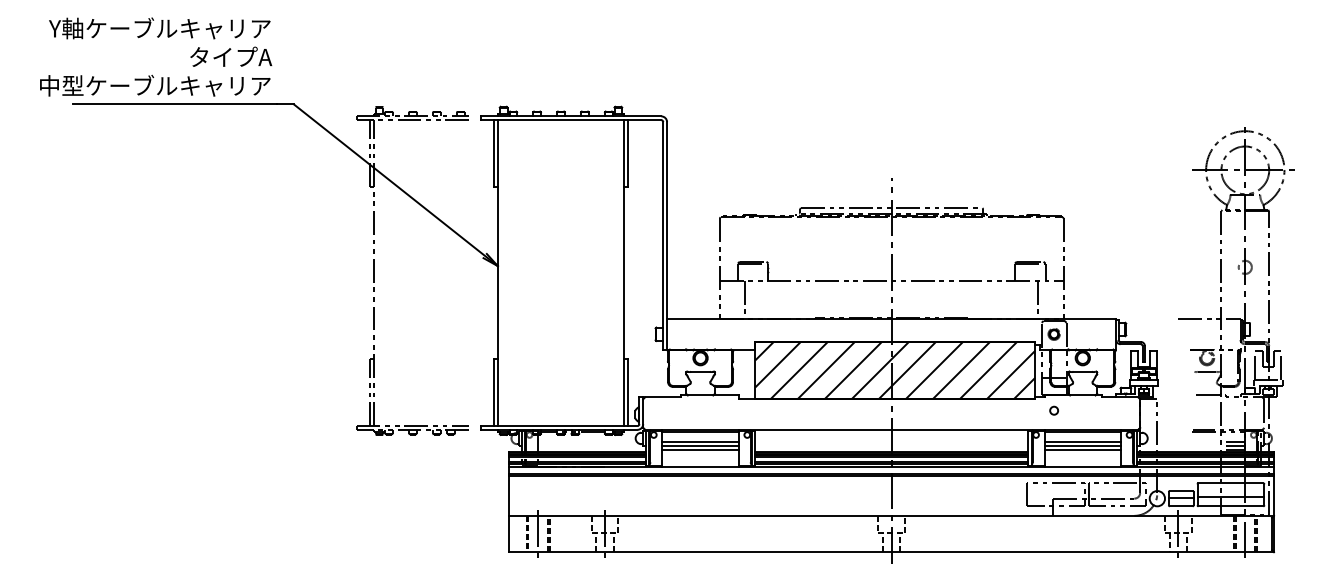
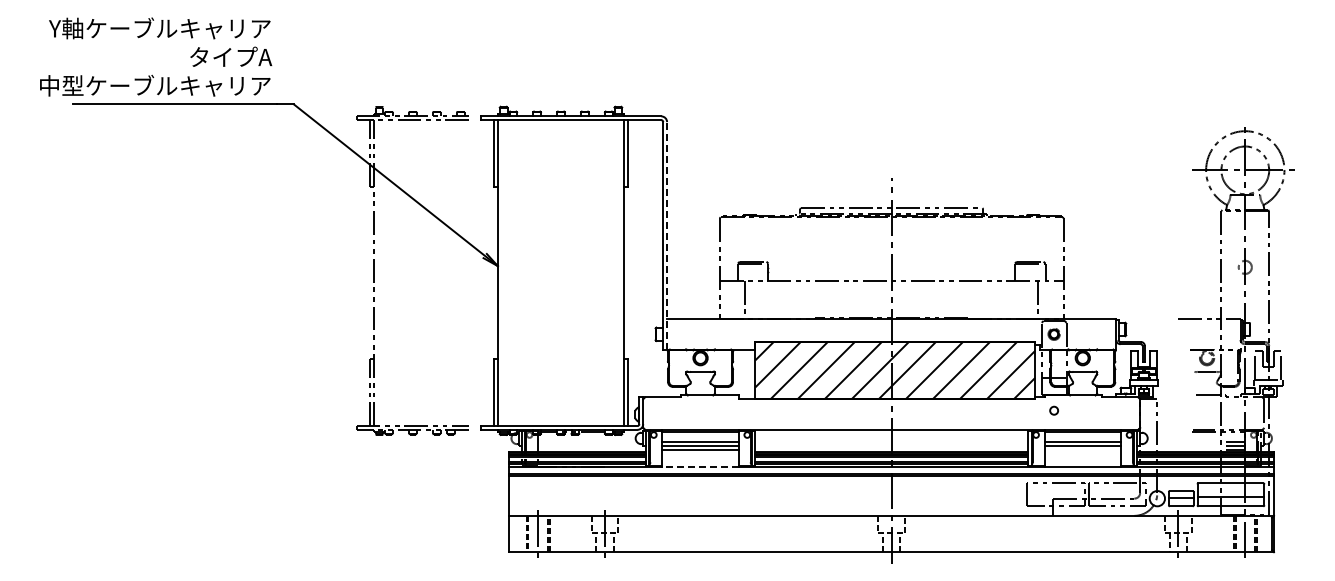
line: solid -> dashed (667, 235)
line: present -> none (1082, 449)
line: solid -> dashed (700, 467)
